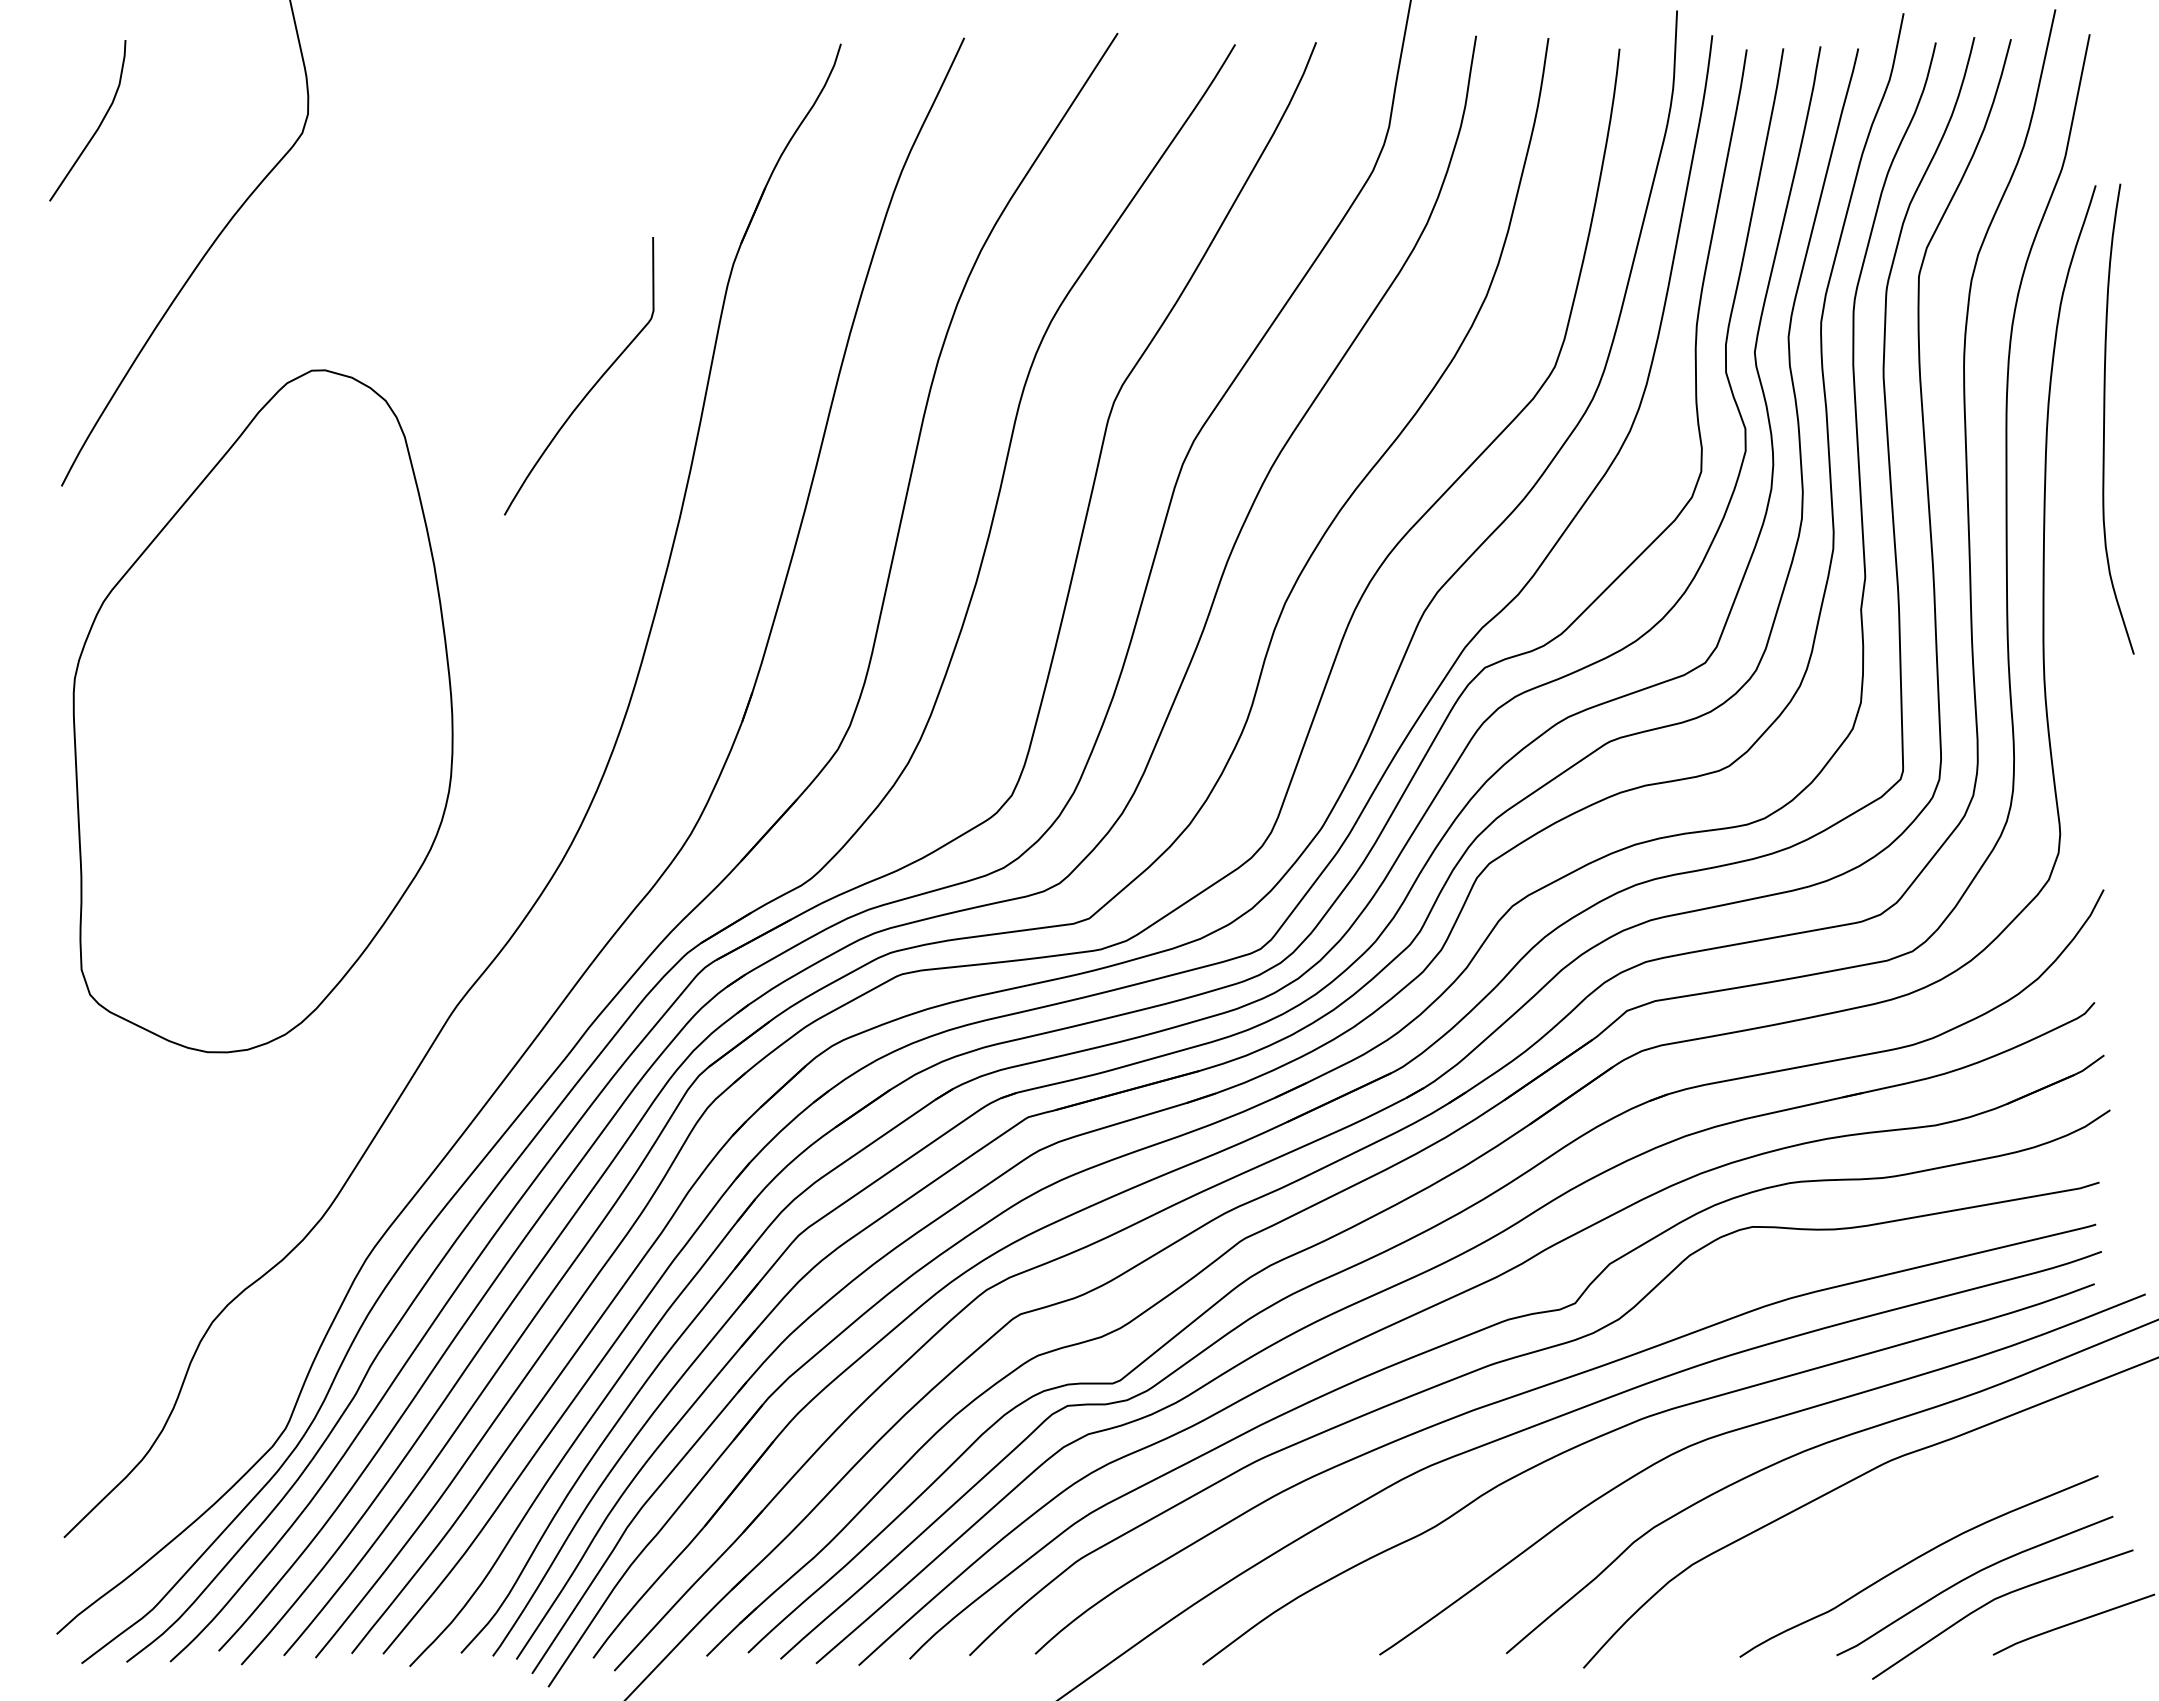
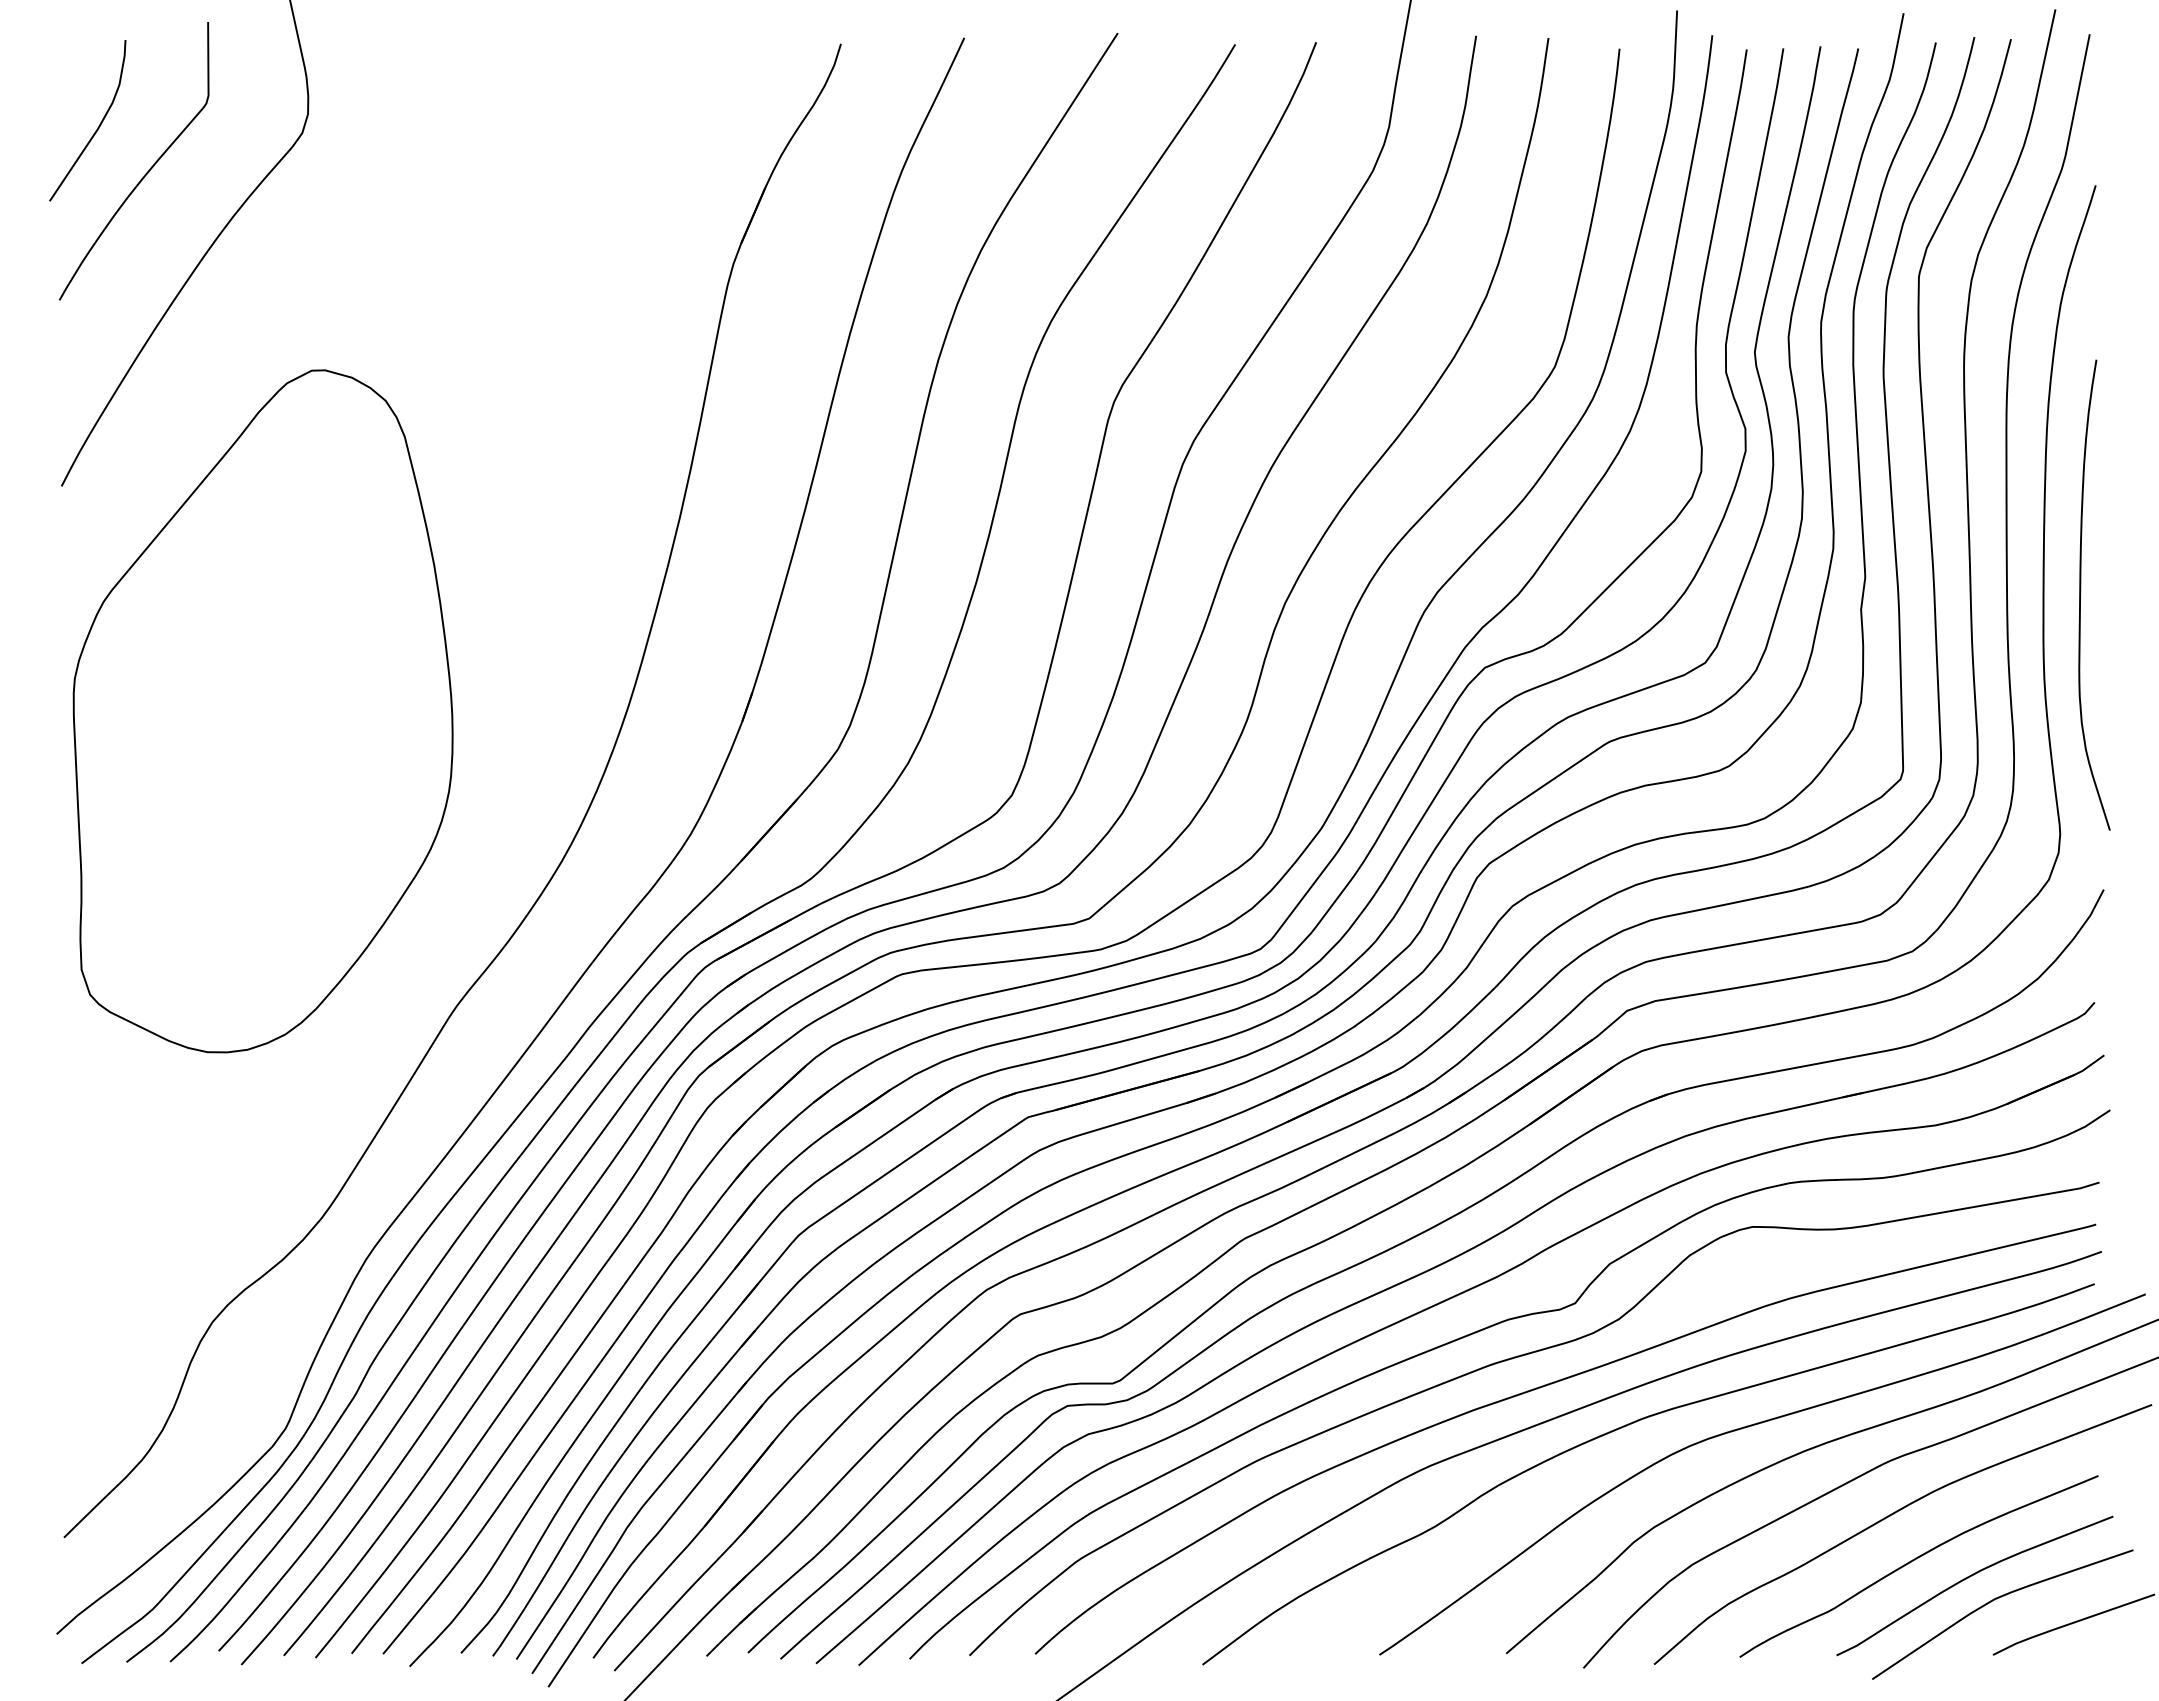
curve position: (591, 387) -> (146, 172) (146, 172)
curve position: (2105, 417) -> (2081, 593) (2081, 593)
curve: none -> present (1892, 1515)
